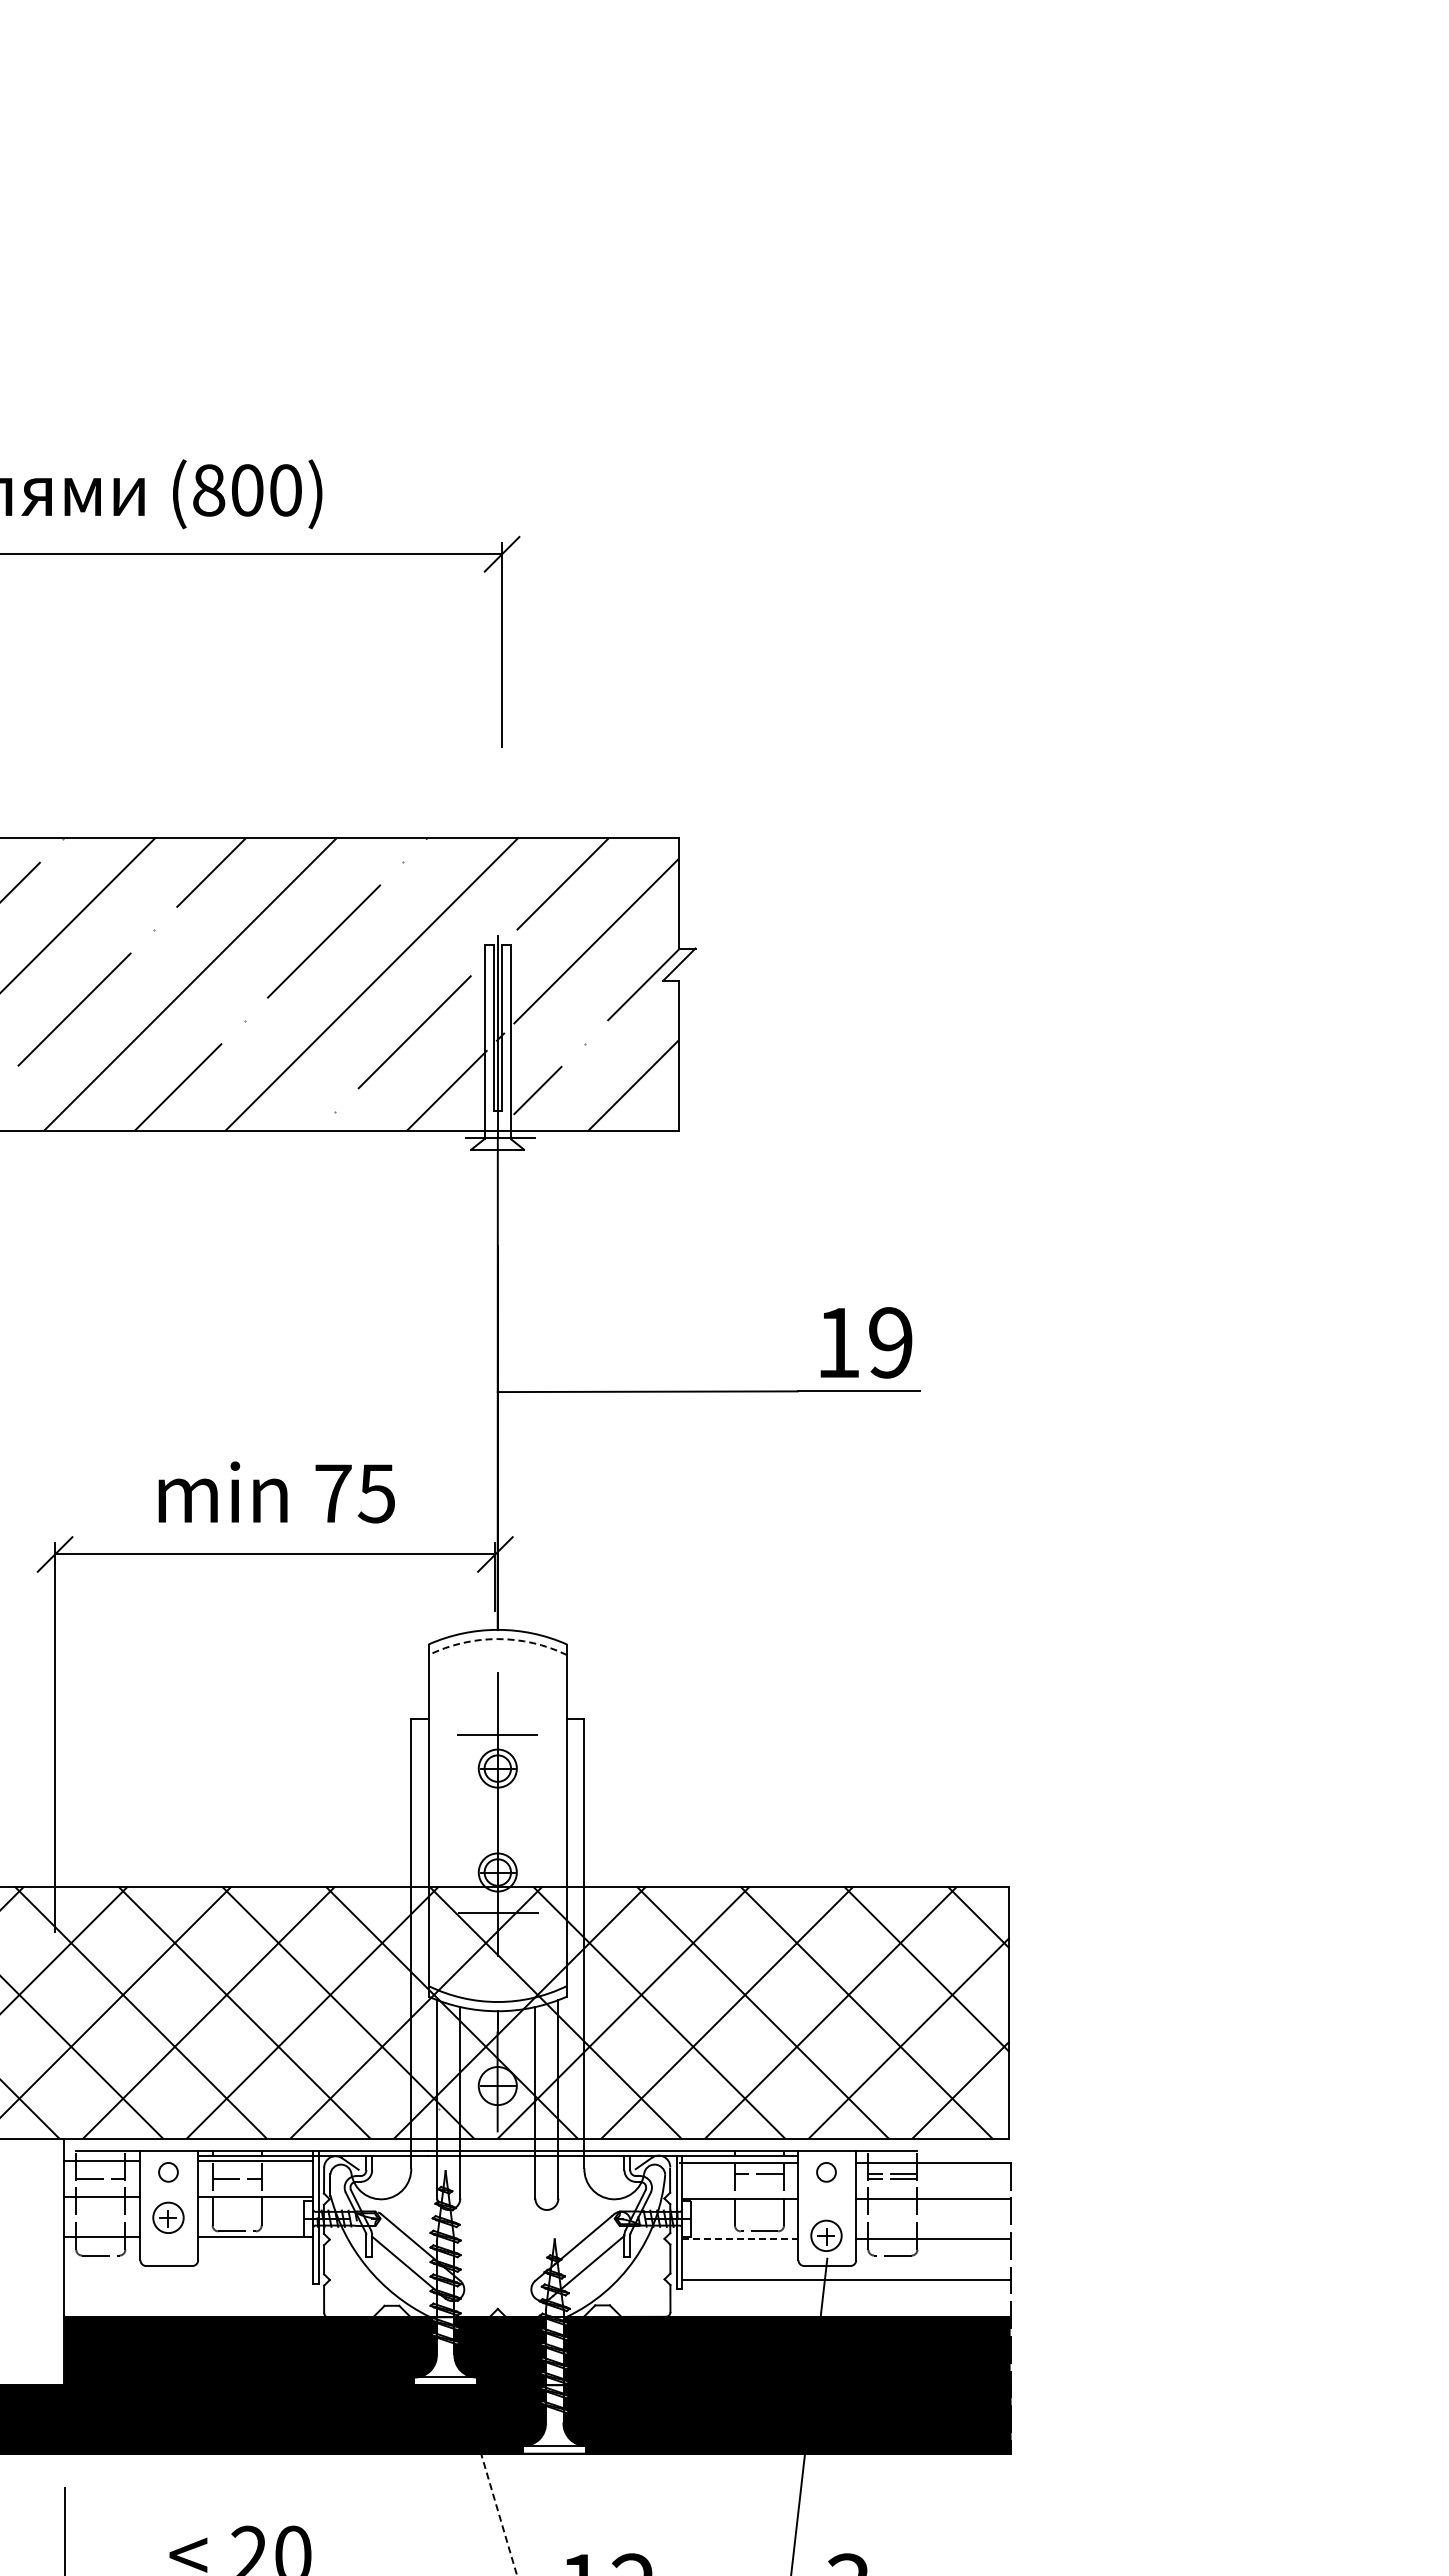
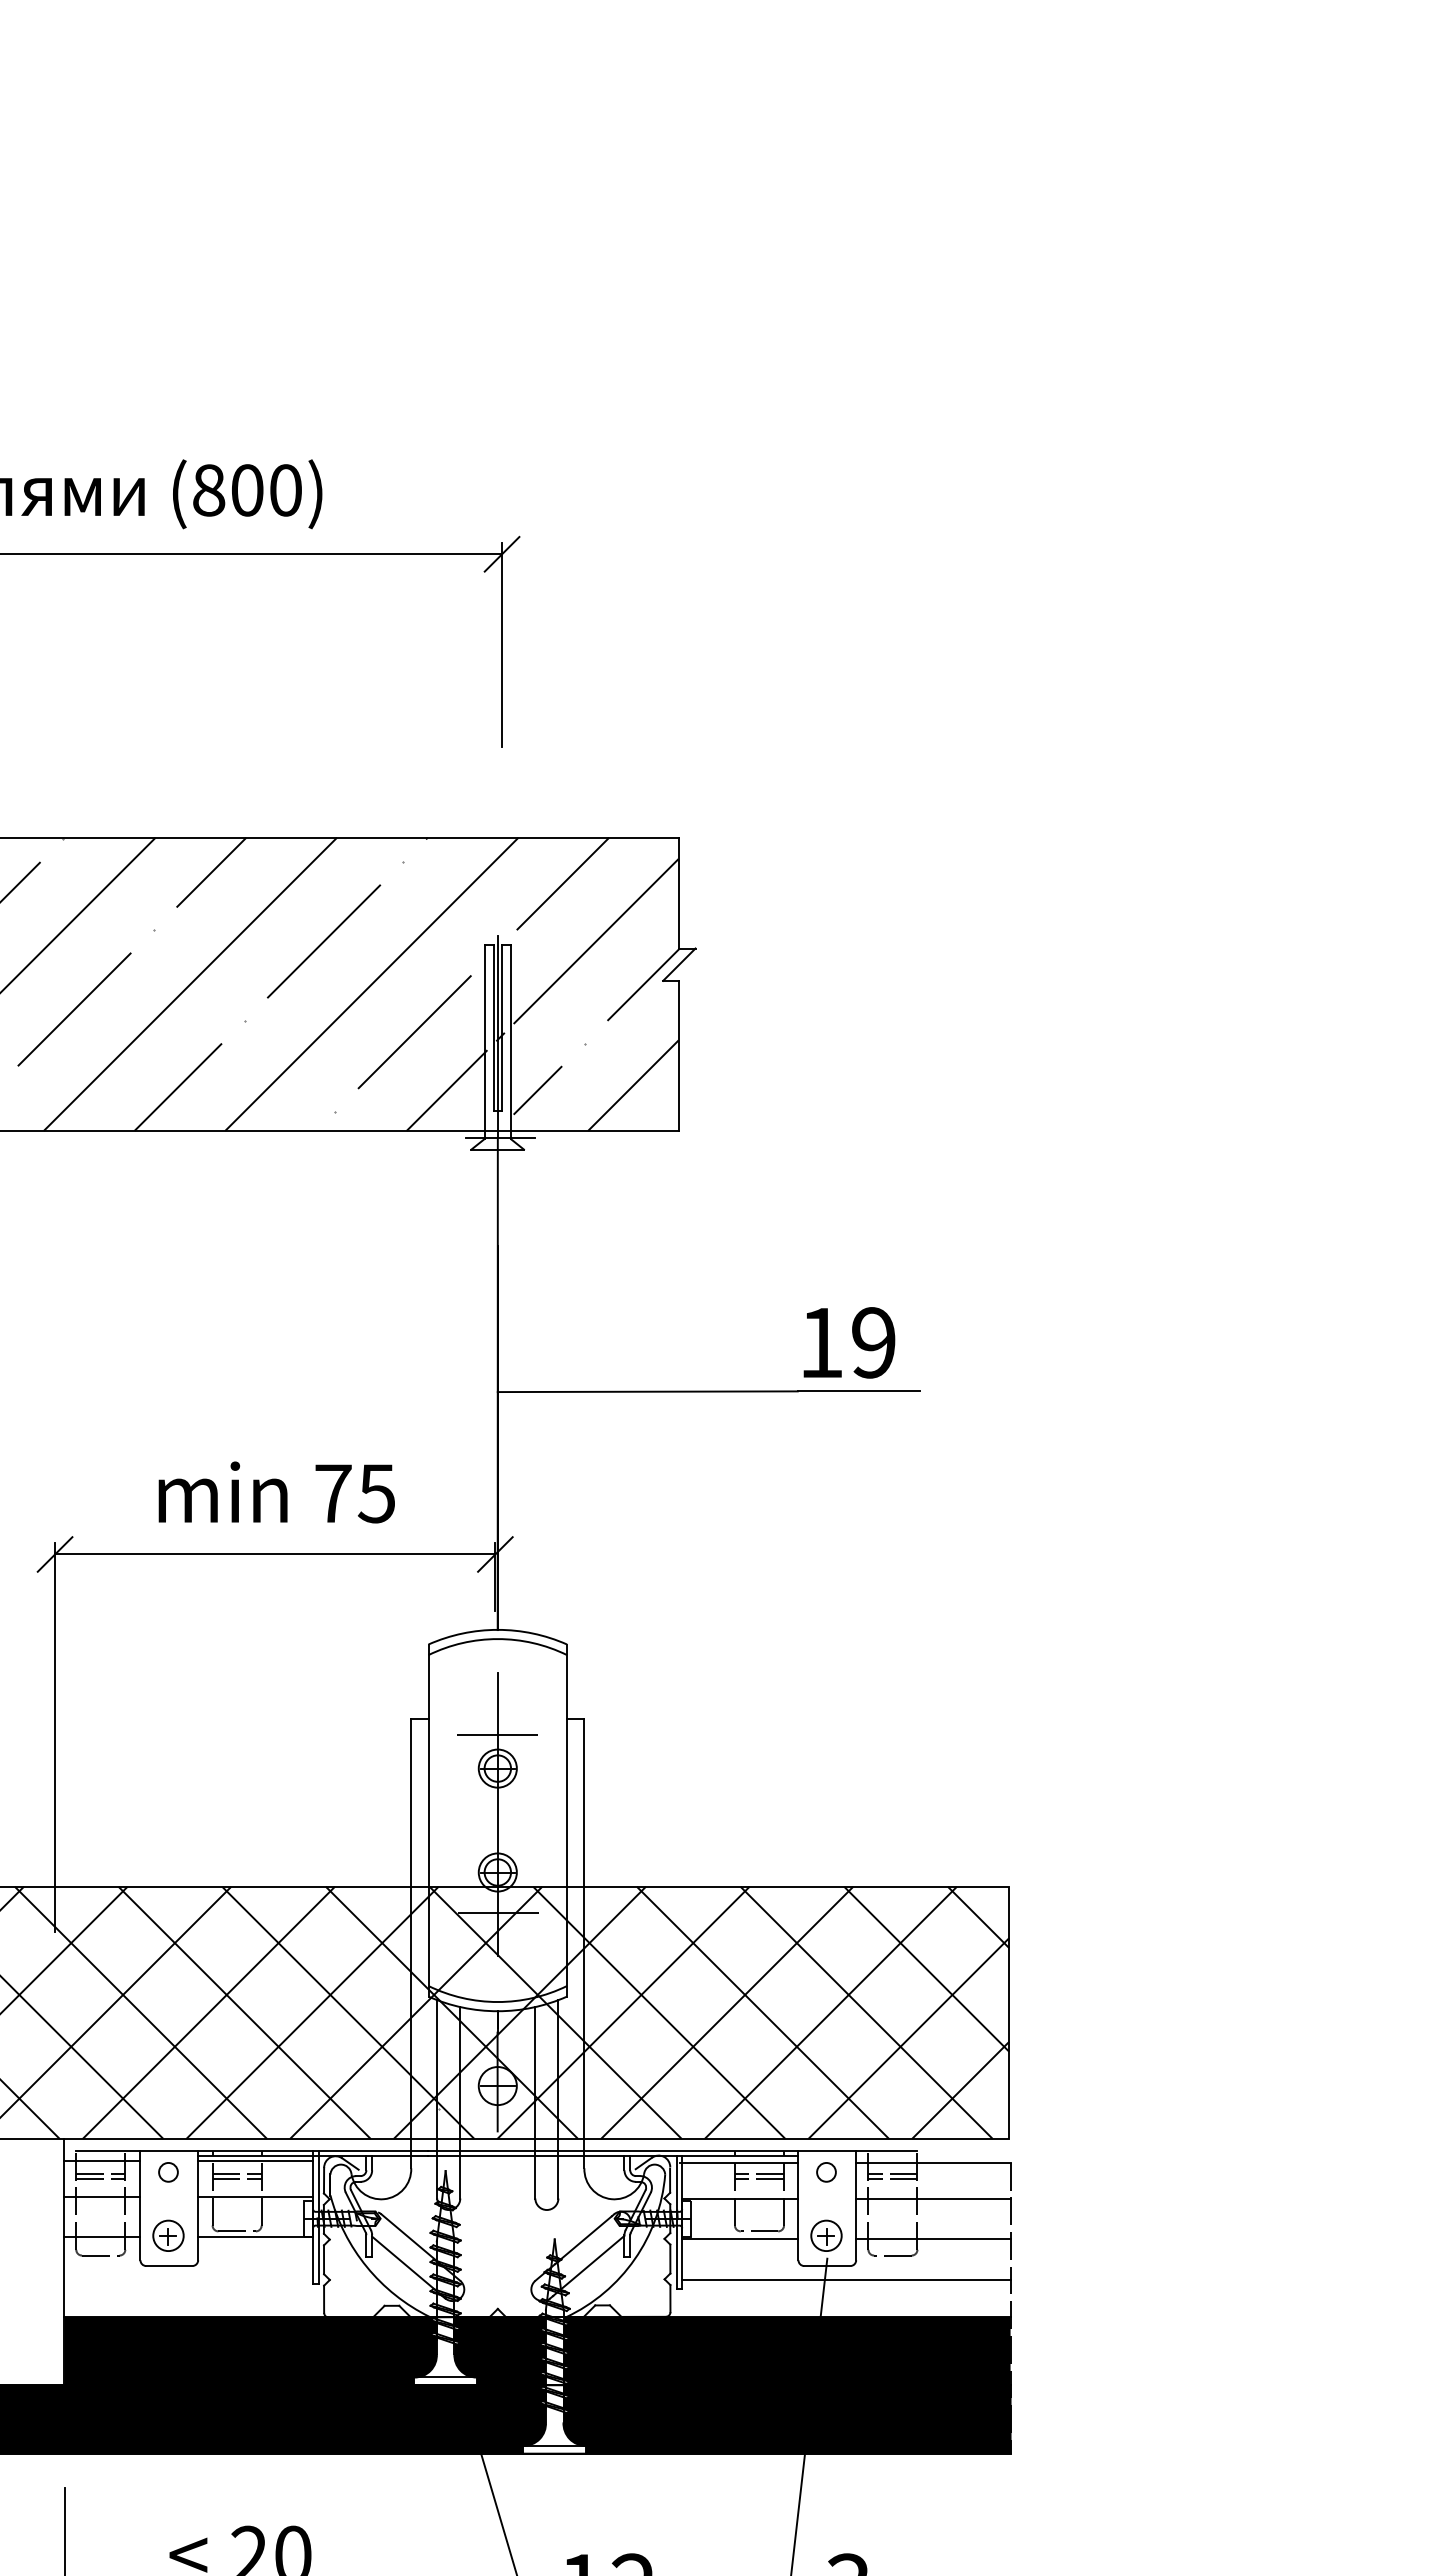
text position: (866, 1342) -> (849, 1342) (849, 1342)
arc: dashed -> solid (497, 1639)
line: none -> present (100, 2173)
line: none -> present (236, 2173)
line: none -> present (759, 2179)
part position: (168, 2217) -> (168, 2235) (168, 2235)
line: dashed -> solid (740, 2239)
line: dashed -> solid (498, 2514)
